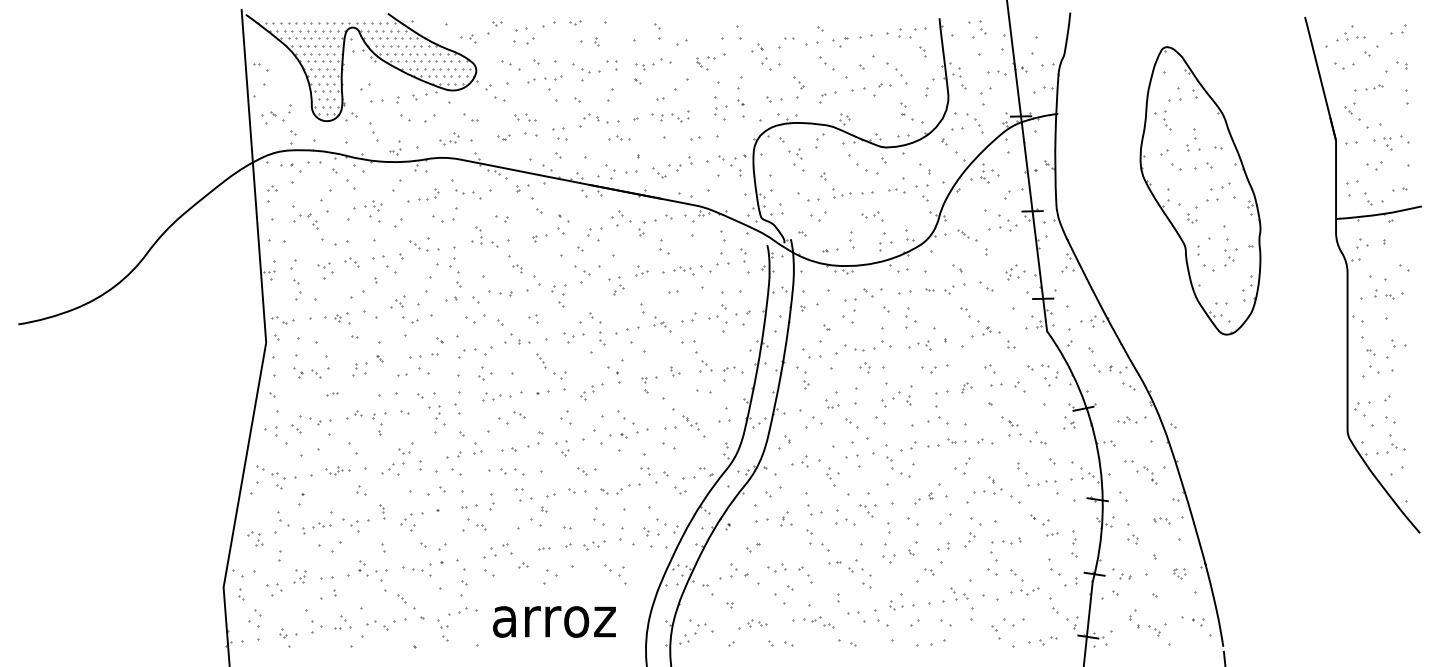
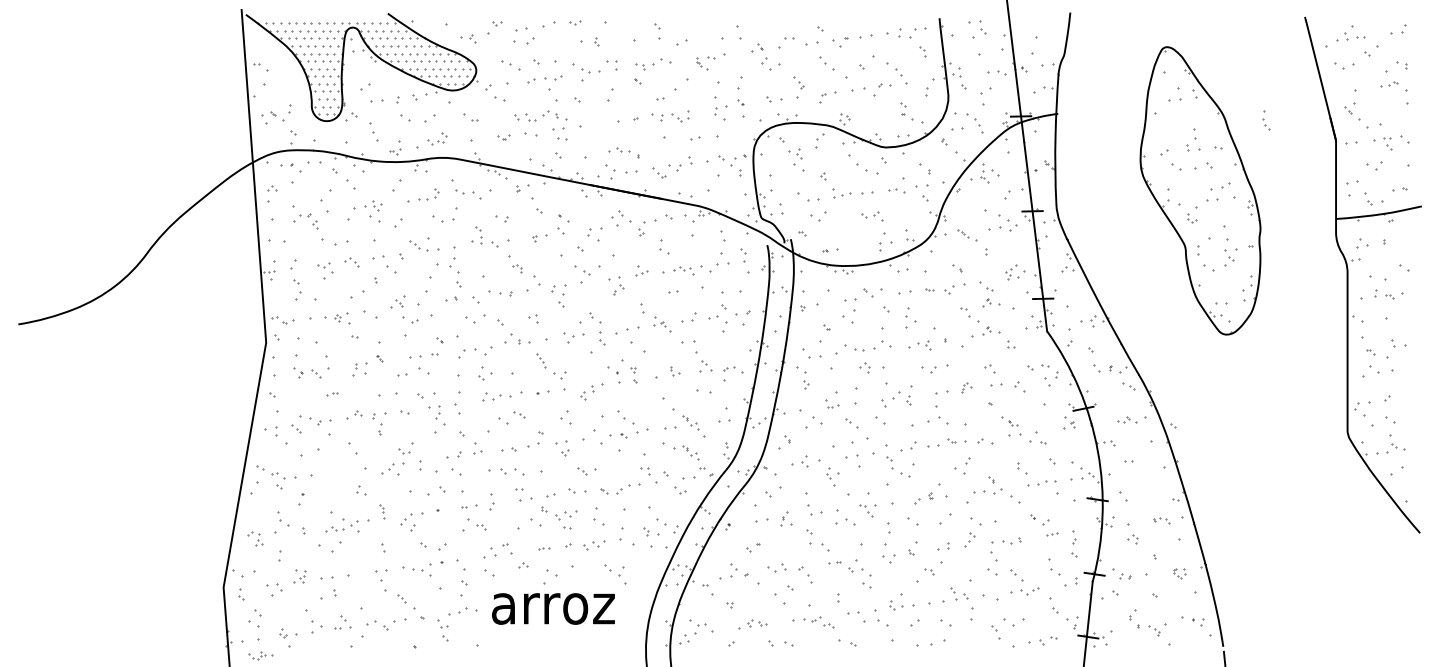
part position: (1374, 87) -> (1389, 84) (1389, 84)
part position: (595, 118) -> (554, 115) (554, 115)
part position: (1167, 120) -> (1266, 120) (1266, 120)
part position: (619, 137) -> (619, 149) (619, 149)
part position: (449, 138) -> (437, 138) (437, 138)
part: present -> none (851, 239)
part: none -> present (991, 302)
part position: (644, 385) -> (633, 375) (633, 375)
part: none -> present (690, 452)
part position: (337, 470) -> (260, 655) (260, 655)
part: present -> none (1146, 475)
part: none -> present (566, 515)
part position: (321, 525) -> (334, 529) (334, 529)
part: present -> none (363, 568)
text position: (554, 621) -> (553, 608) (553, 608)
